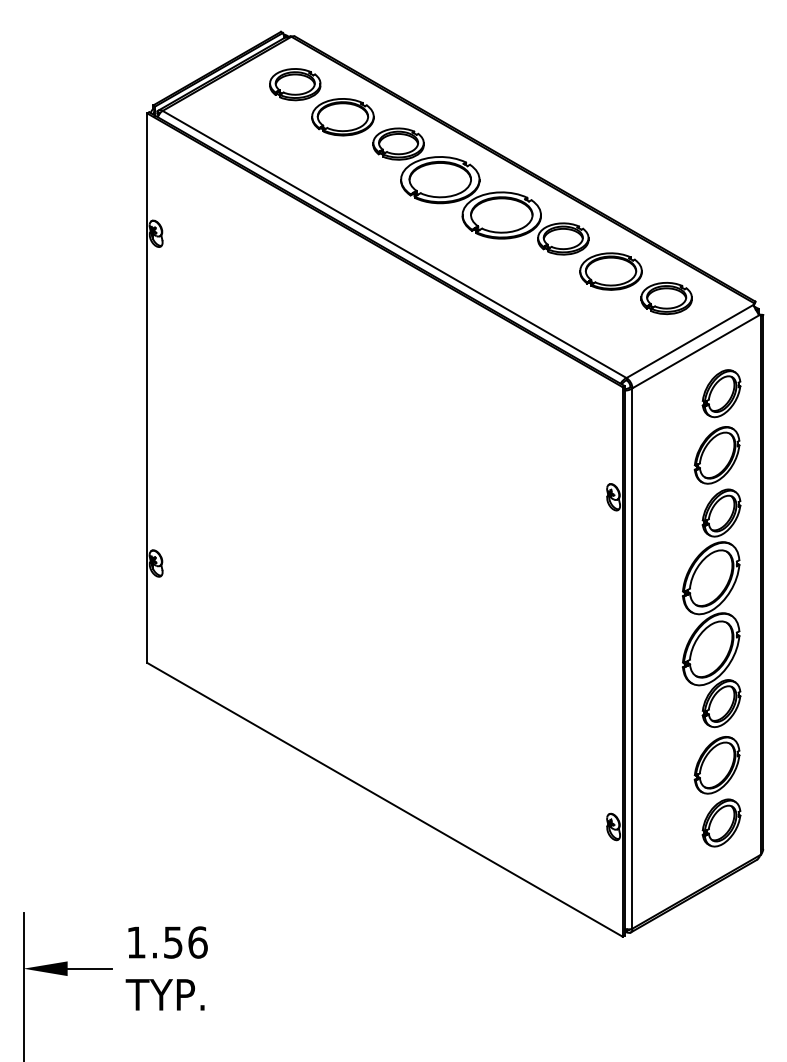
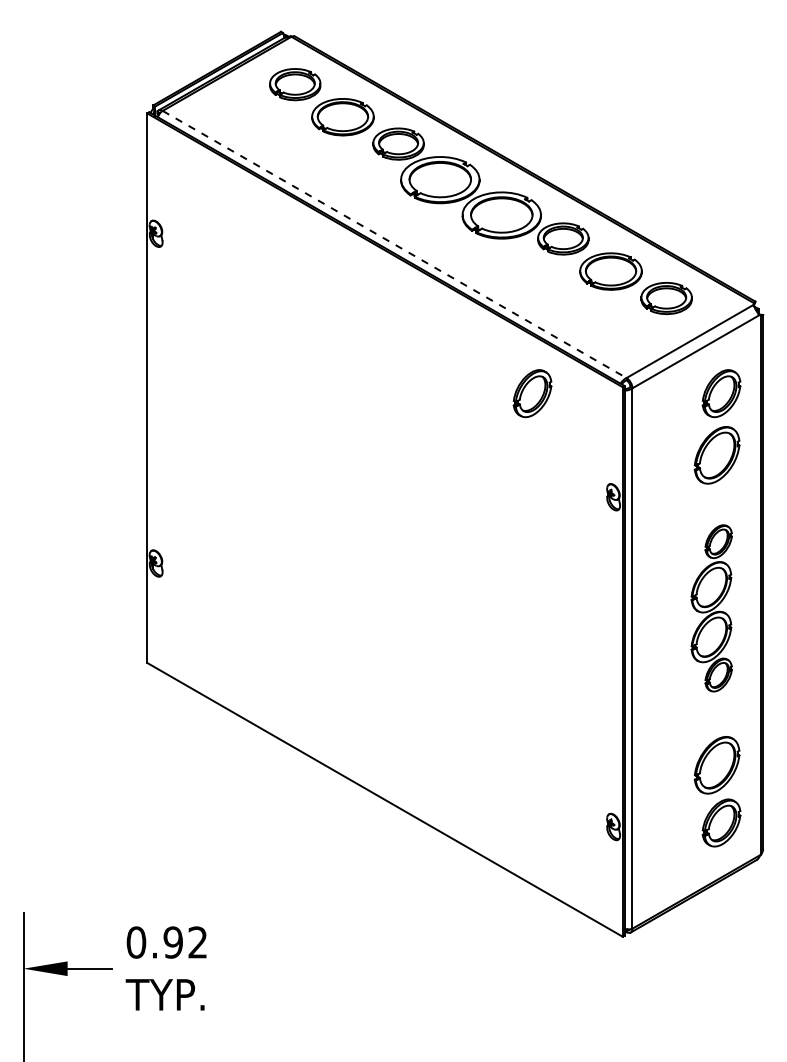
line: solid -> dashed (394, 244)
part: none -> present (532, 393)
part size: 60x241 px -> 43x169 px (711, 608)
text: 1.56 -> 0.92 (166, 942)
